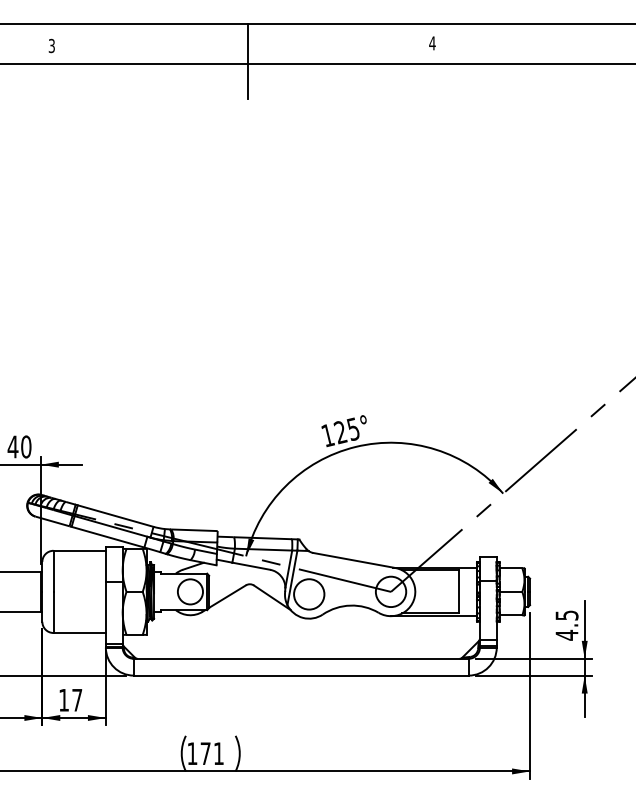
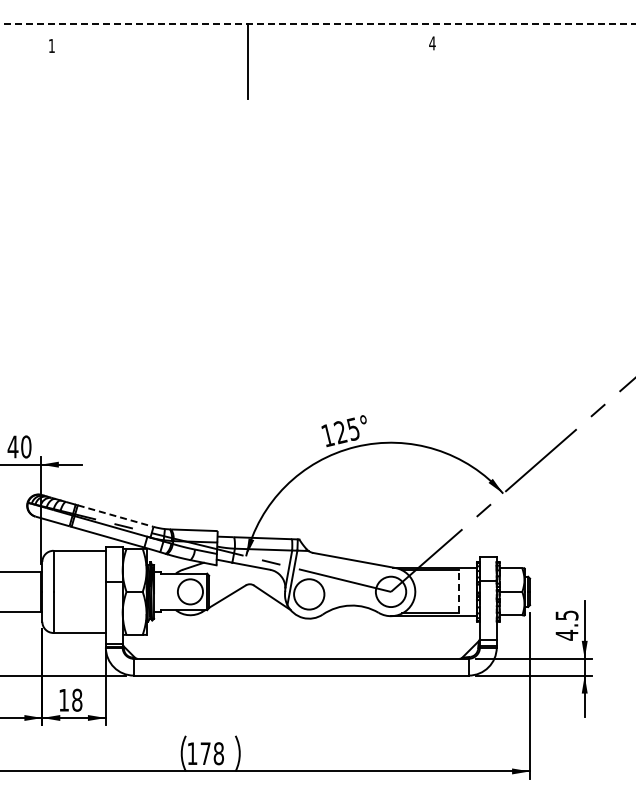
line: solid -> dashed (317, 24)
text: 3 -> 1 (51, 45)
line: present -> none (317, 63)
line: solid -> dashed (116, 516)
line: solid -> dashed (459, 591)
text: 17 -> 18 (77, 699)
text: 171 -> 178 (218, 753)
